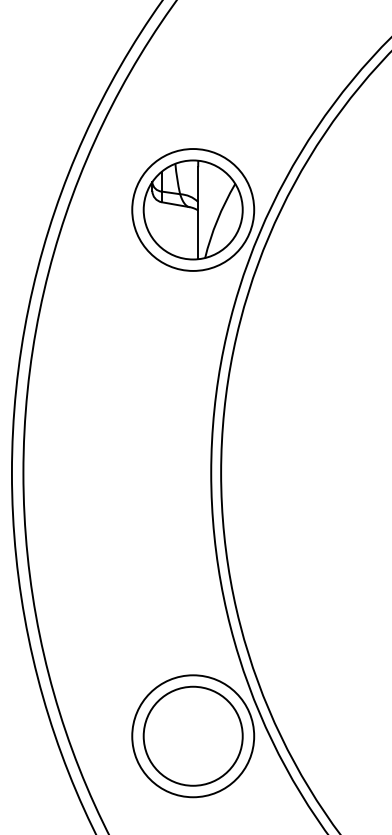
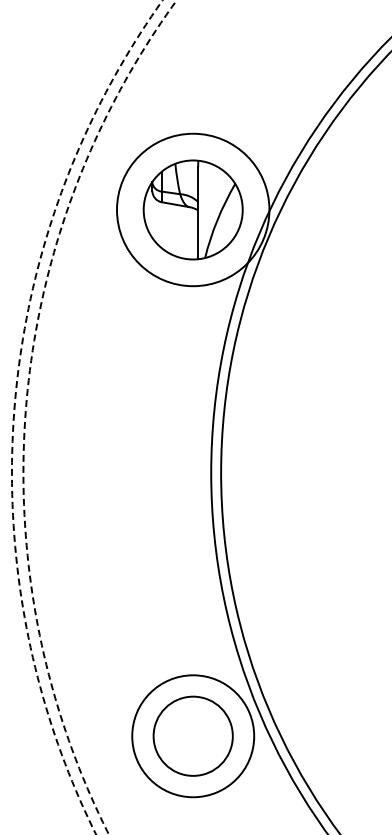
circle diameter: 122 px -> 152 px (193, 209)
circle: solid -> dashed (86, 417)
circle: solid -> dashed (100, 417)
circle diameter: 99 px -> 79 px (192, 735)
